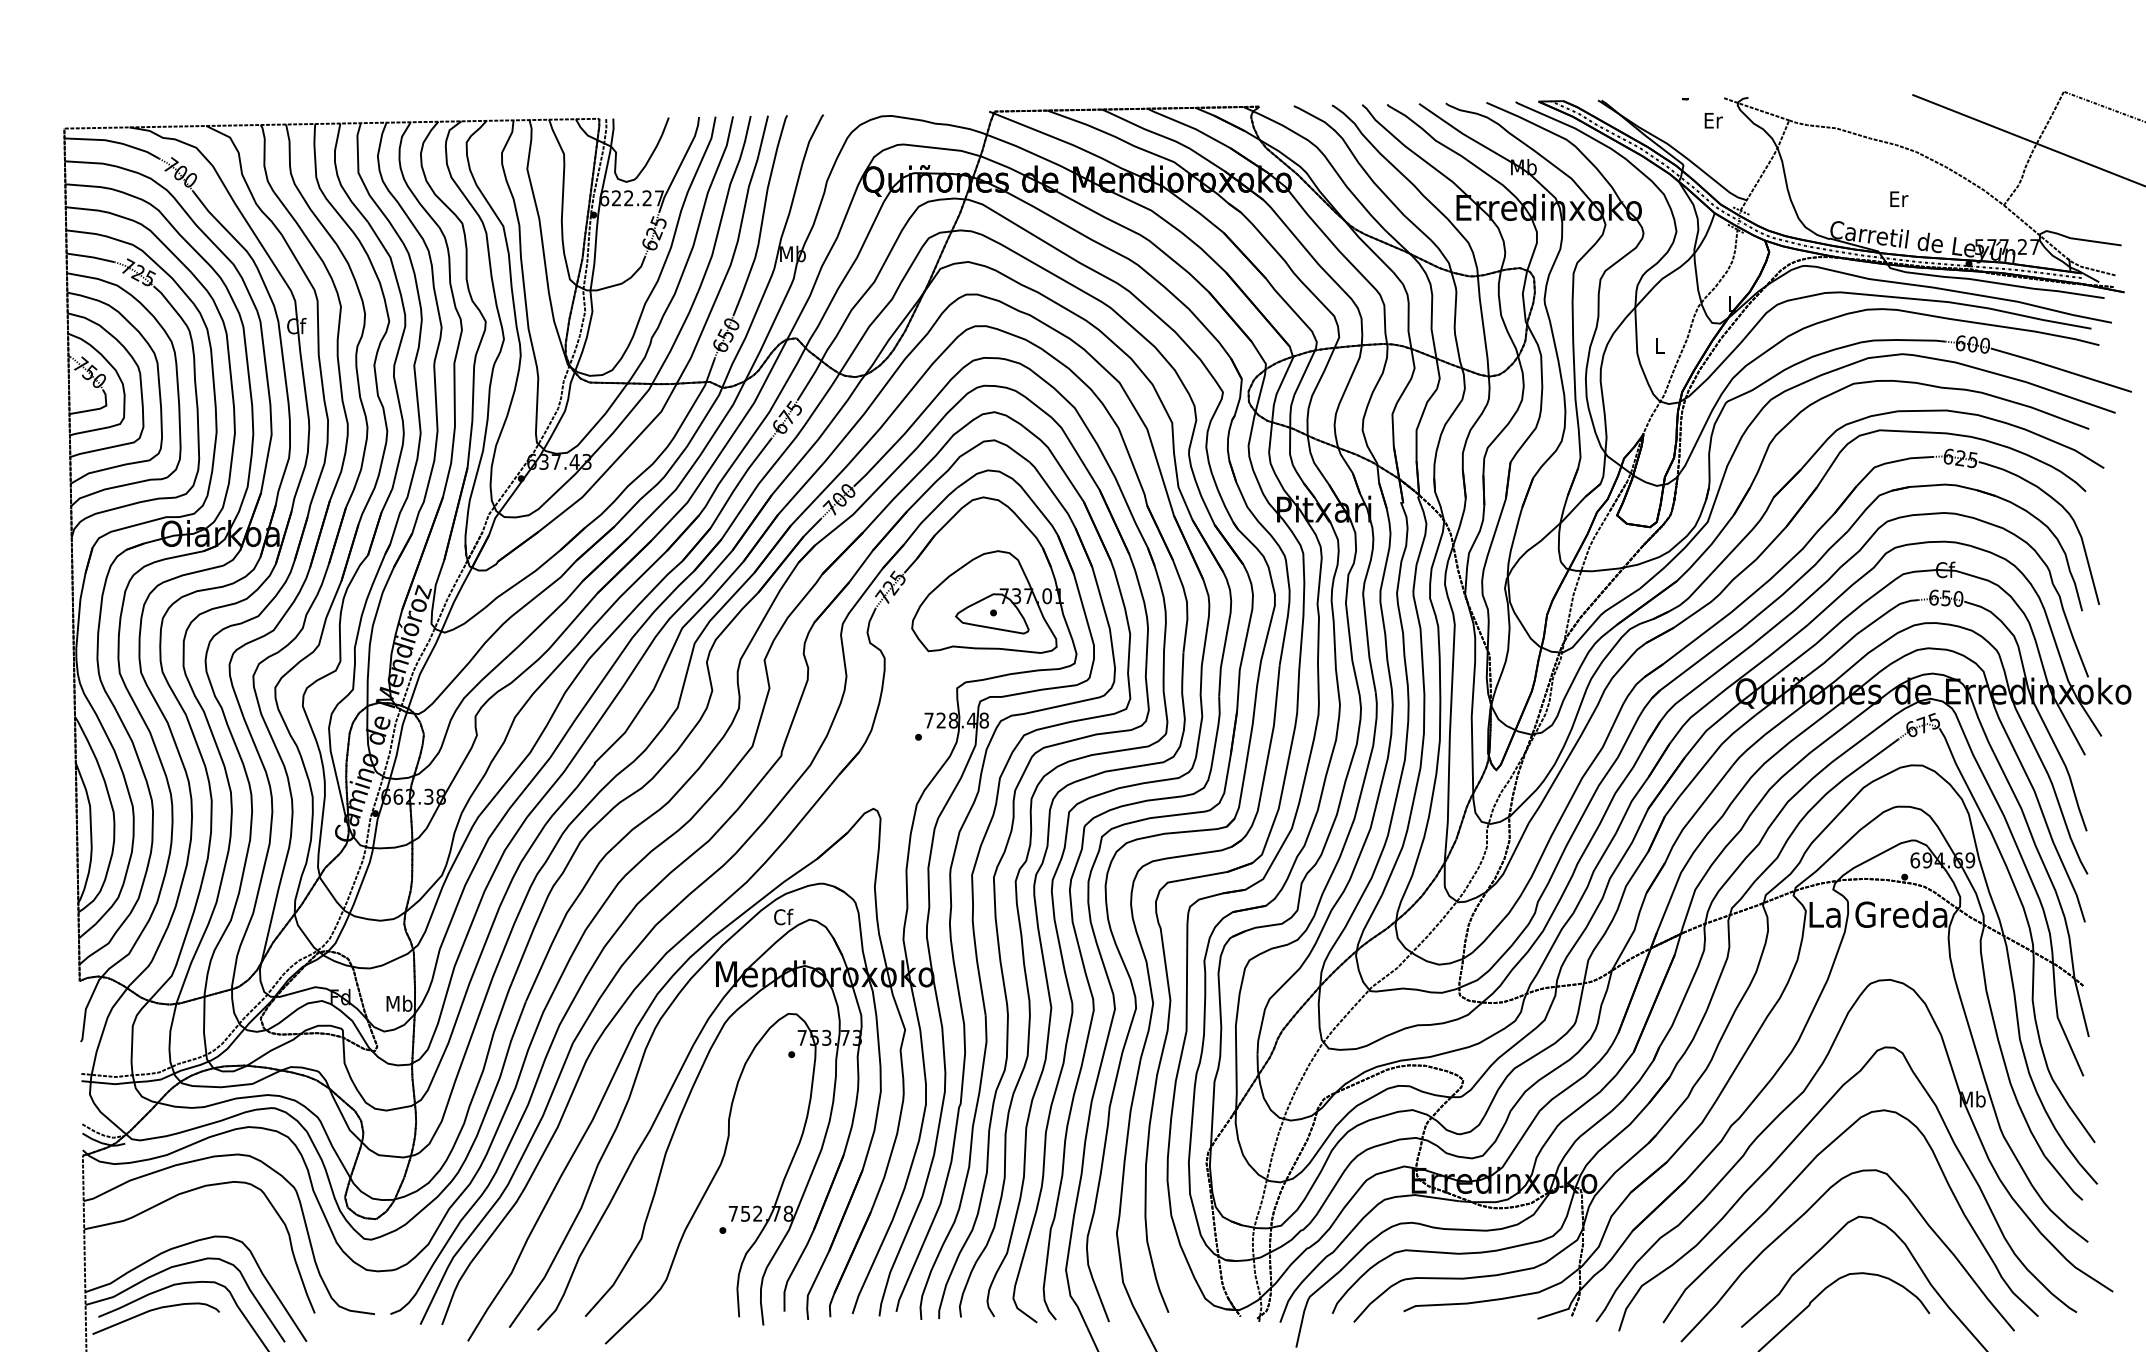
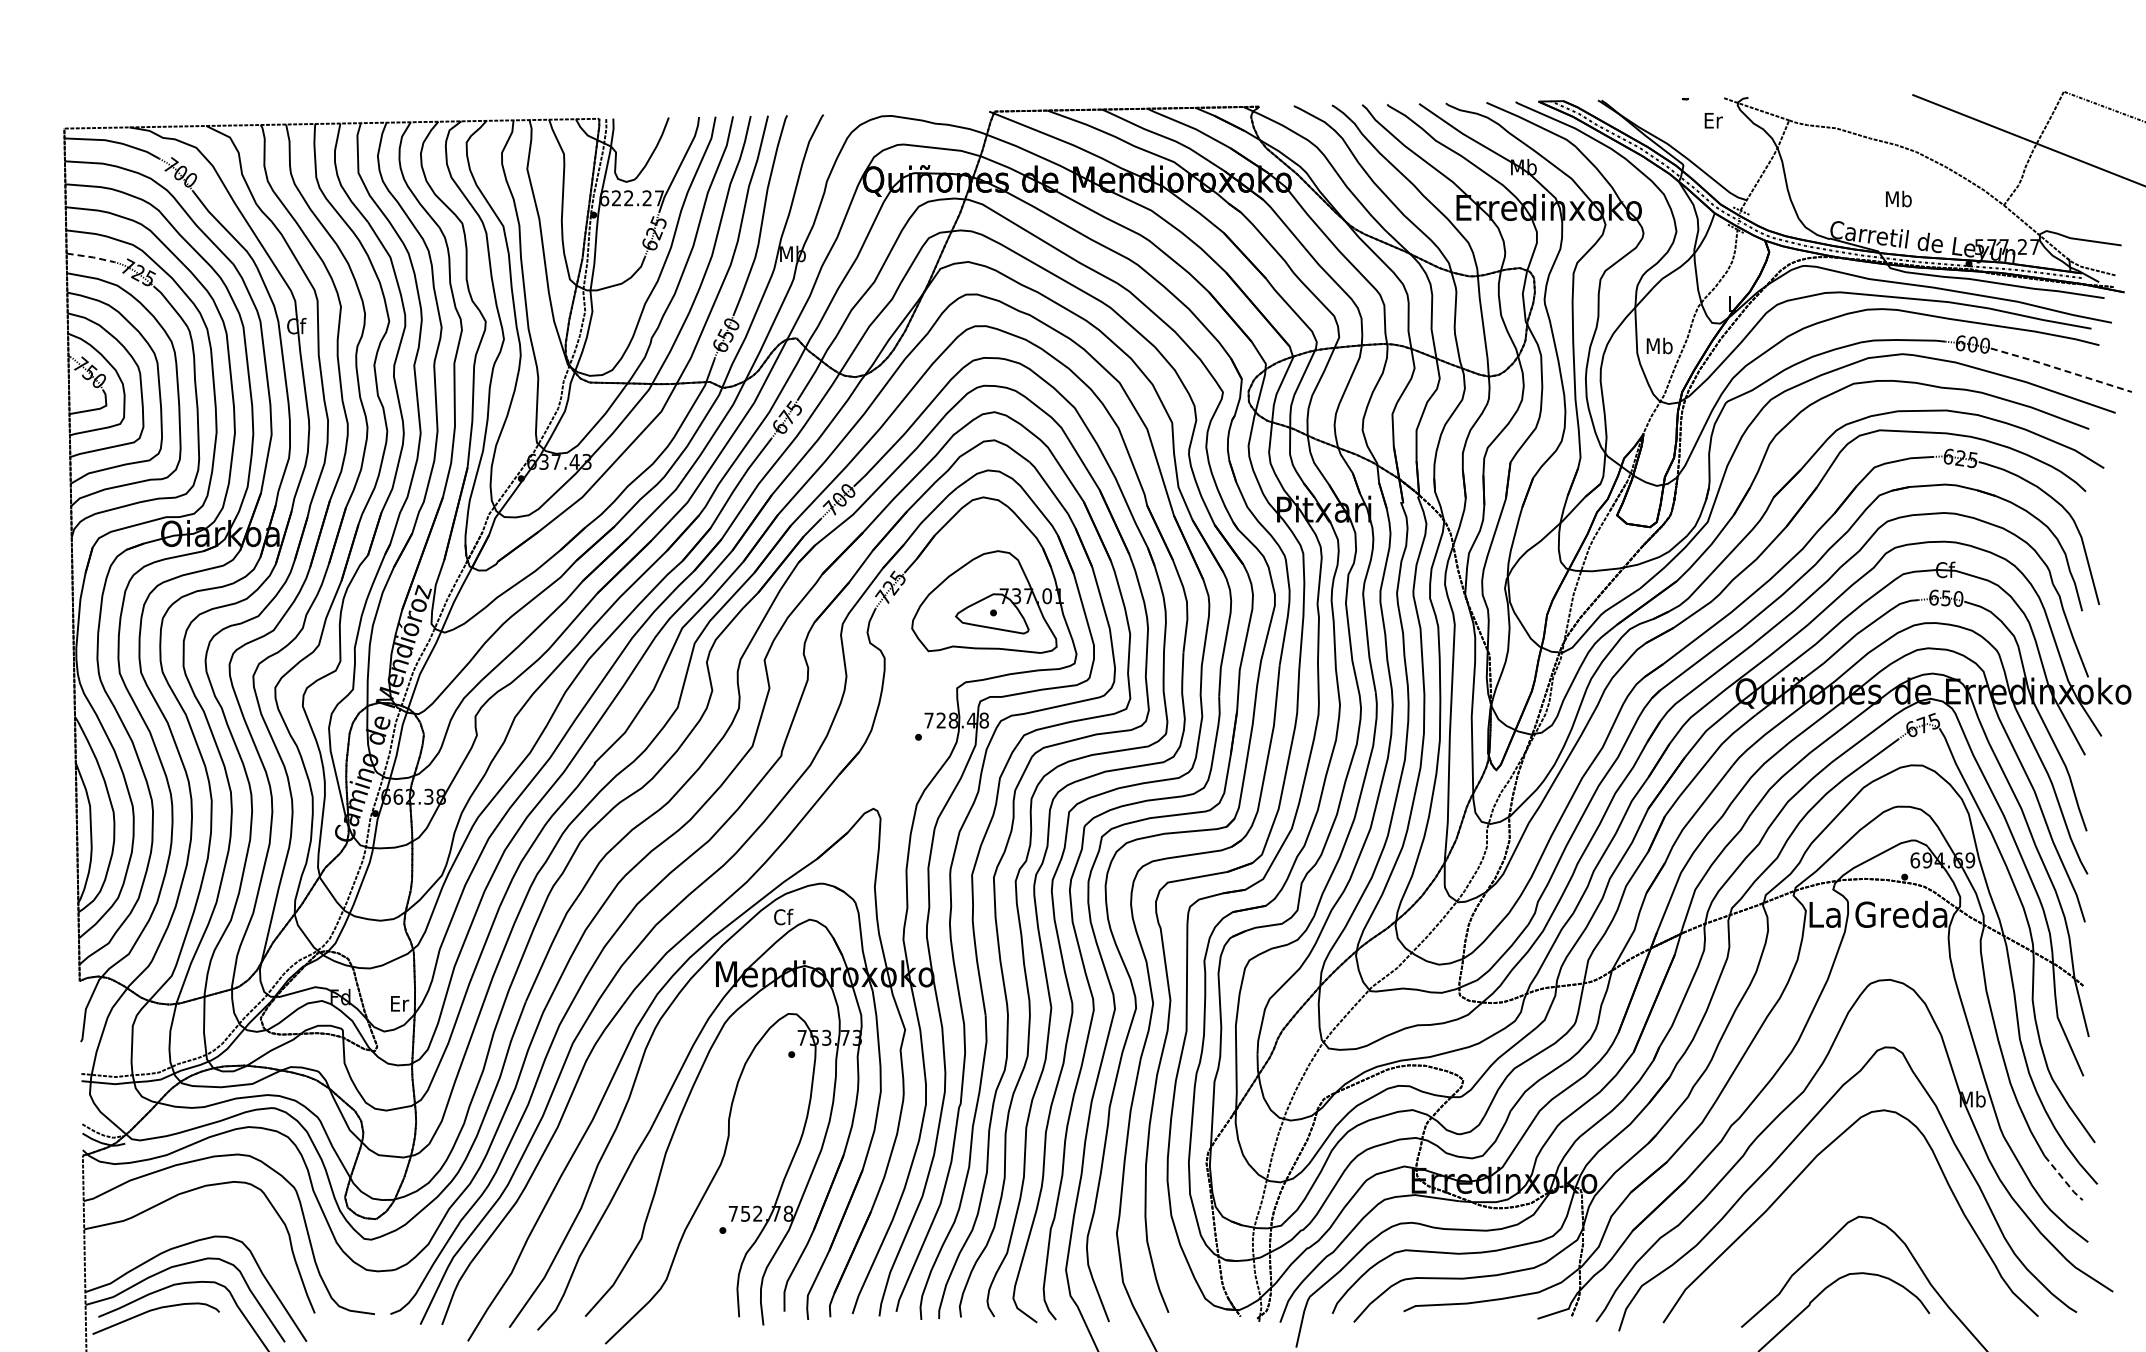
text: Er -> Mb (1898, 198)
line: solid -> dashed (91, 257)
text: L -> Mb (1659, 345)
line: solid -> dashed (2061, 369)
text: Mb -> Er (399, 1003)
line: solid -> dashed (2063, 1179)
curve: present -> none (1806, 1213)
